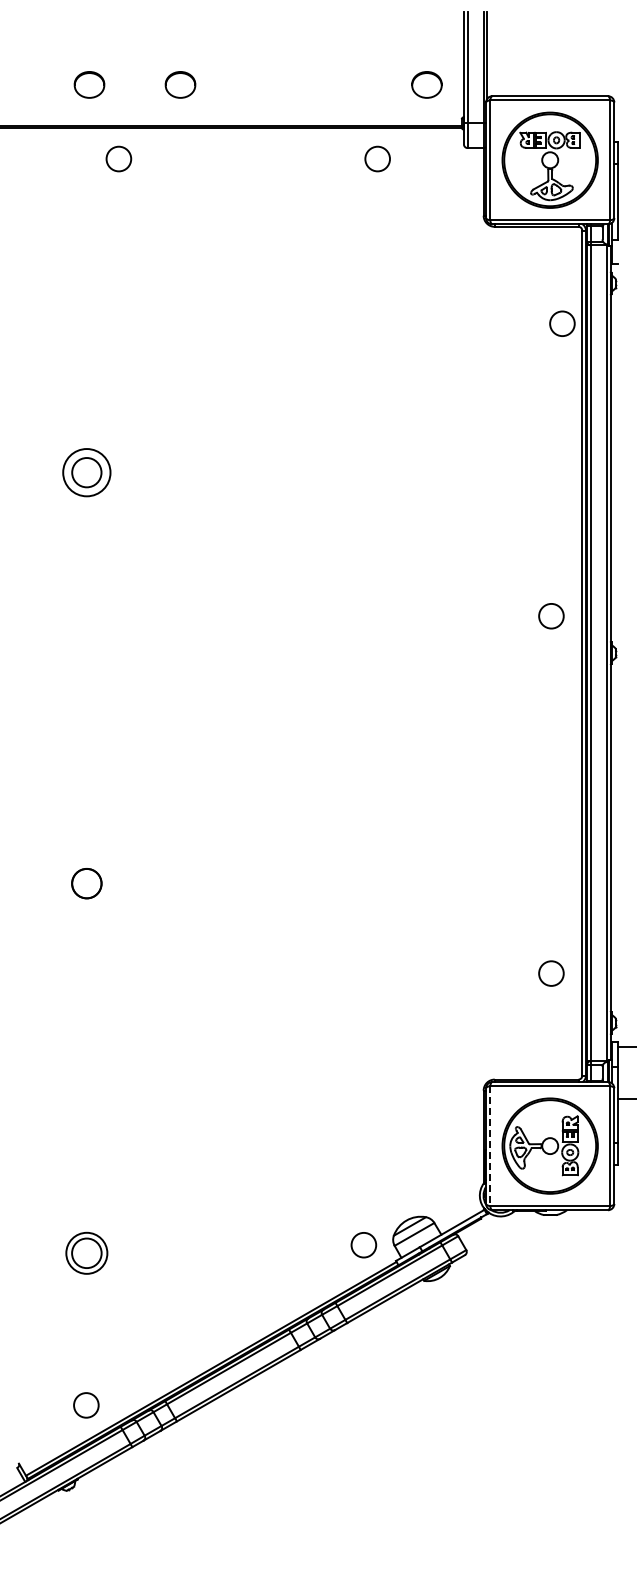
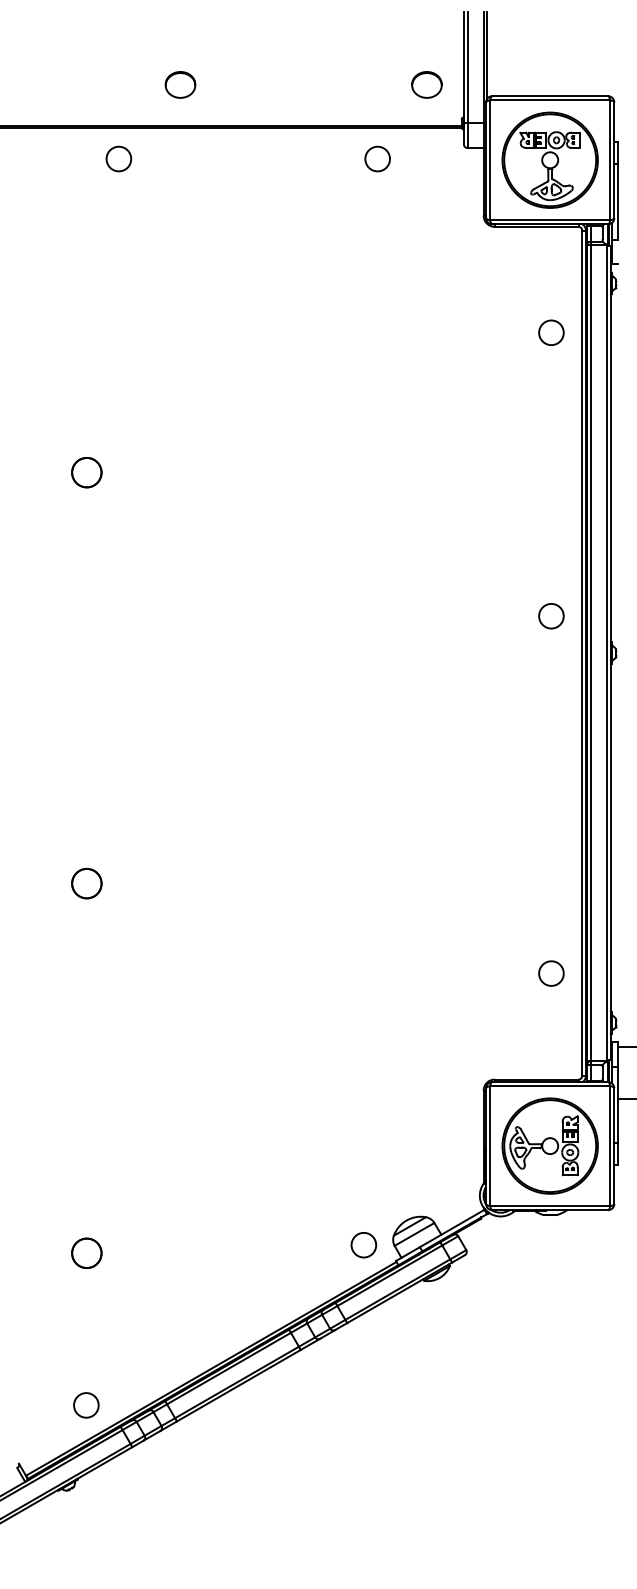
part: present -> none (89, 84)
circle position: (562, 323) -> (551, 332) (551, 332)
circle diameter: 47 px -> 30 px (86, 472)
line: dashed -> solid (490, 1146)
circle diameter: 41 px -> 29 px (86, 1253)
